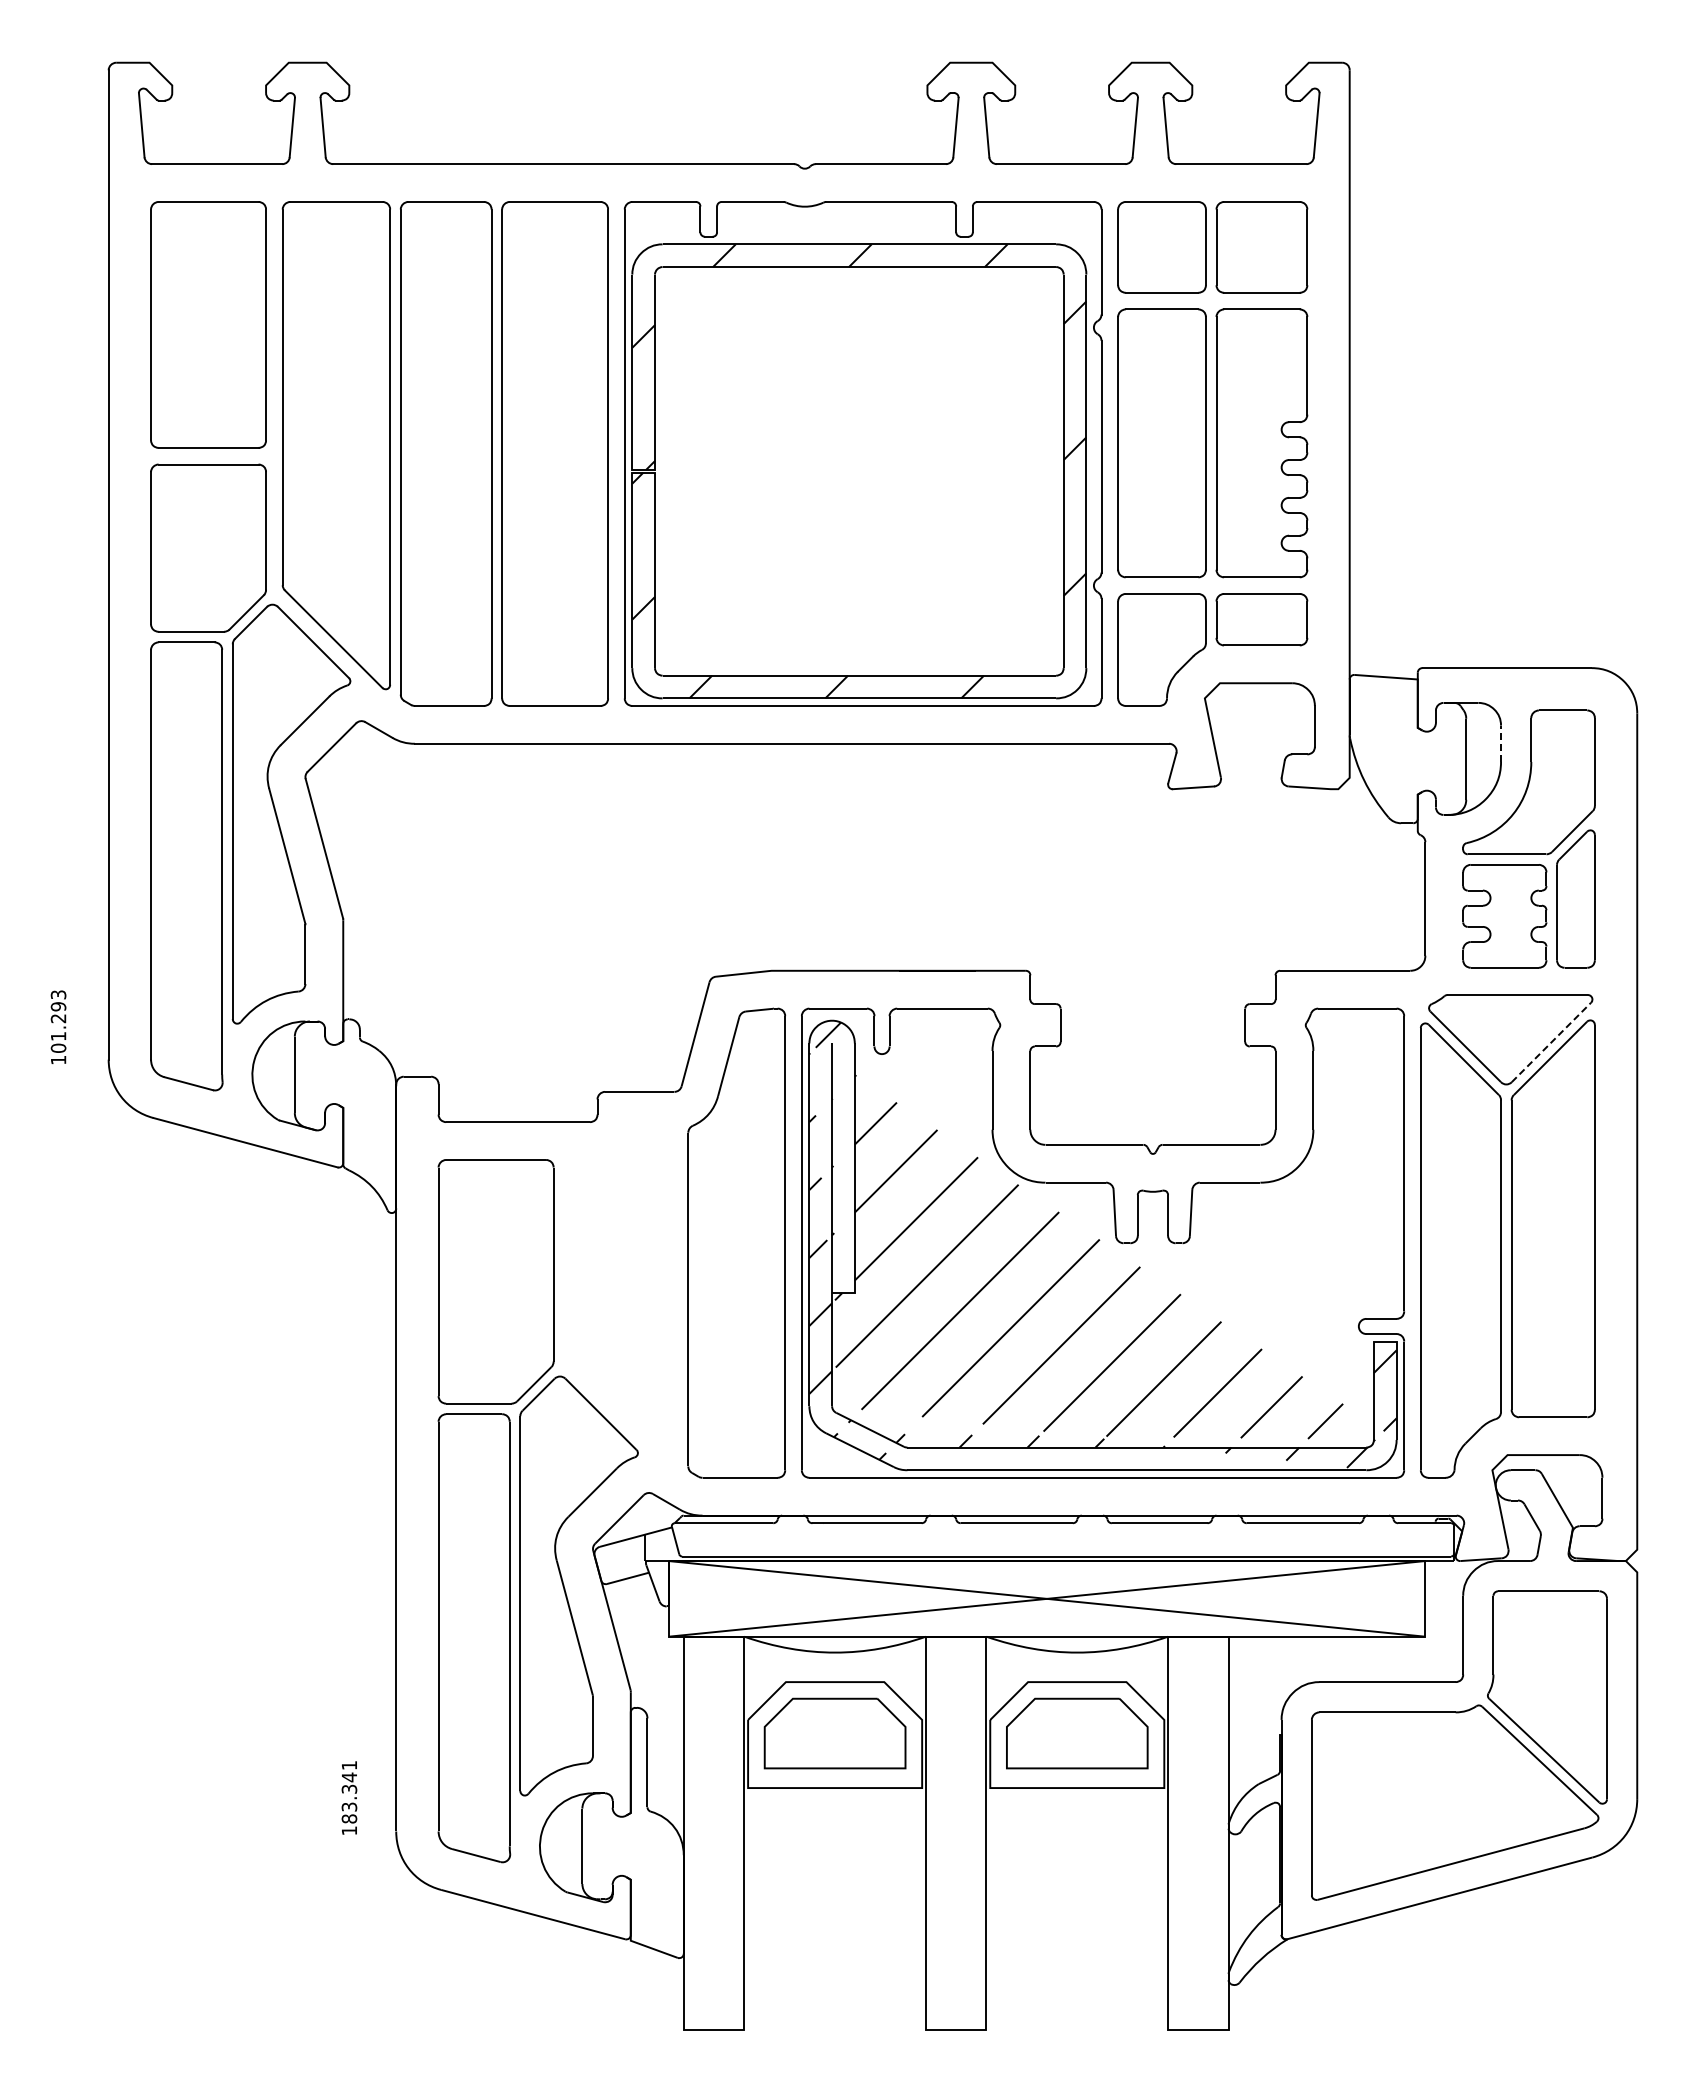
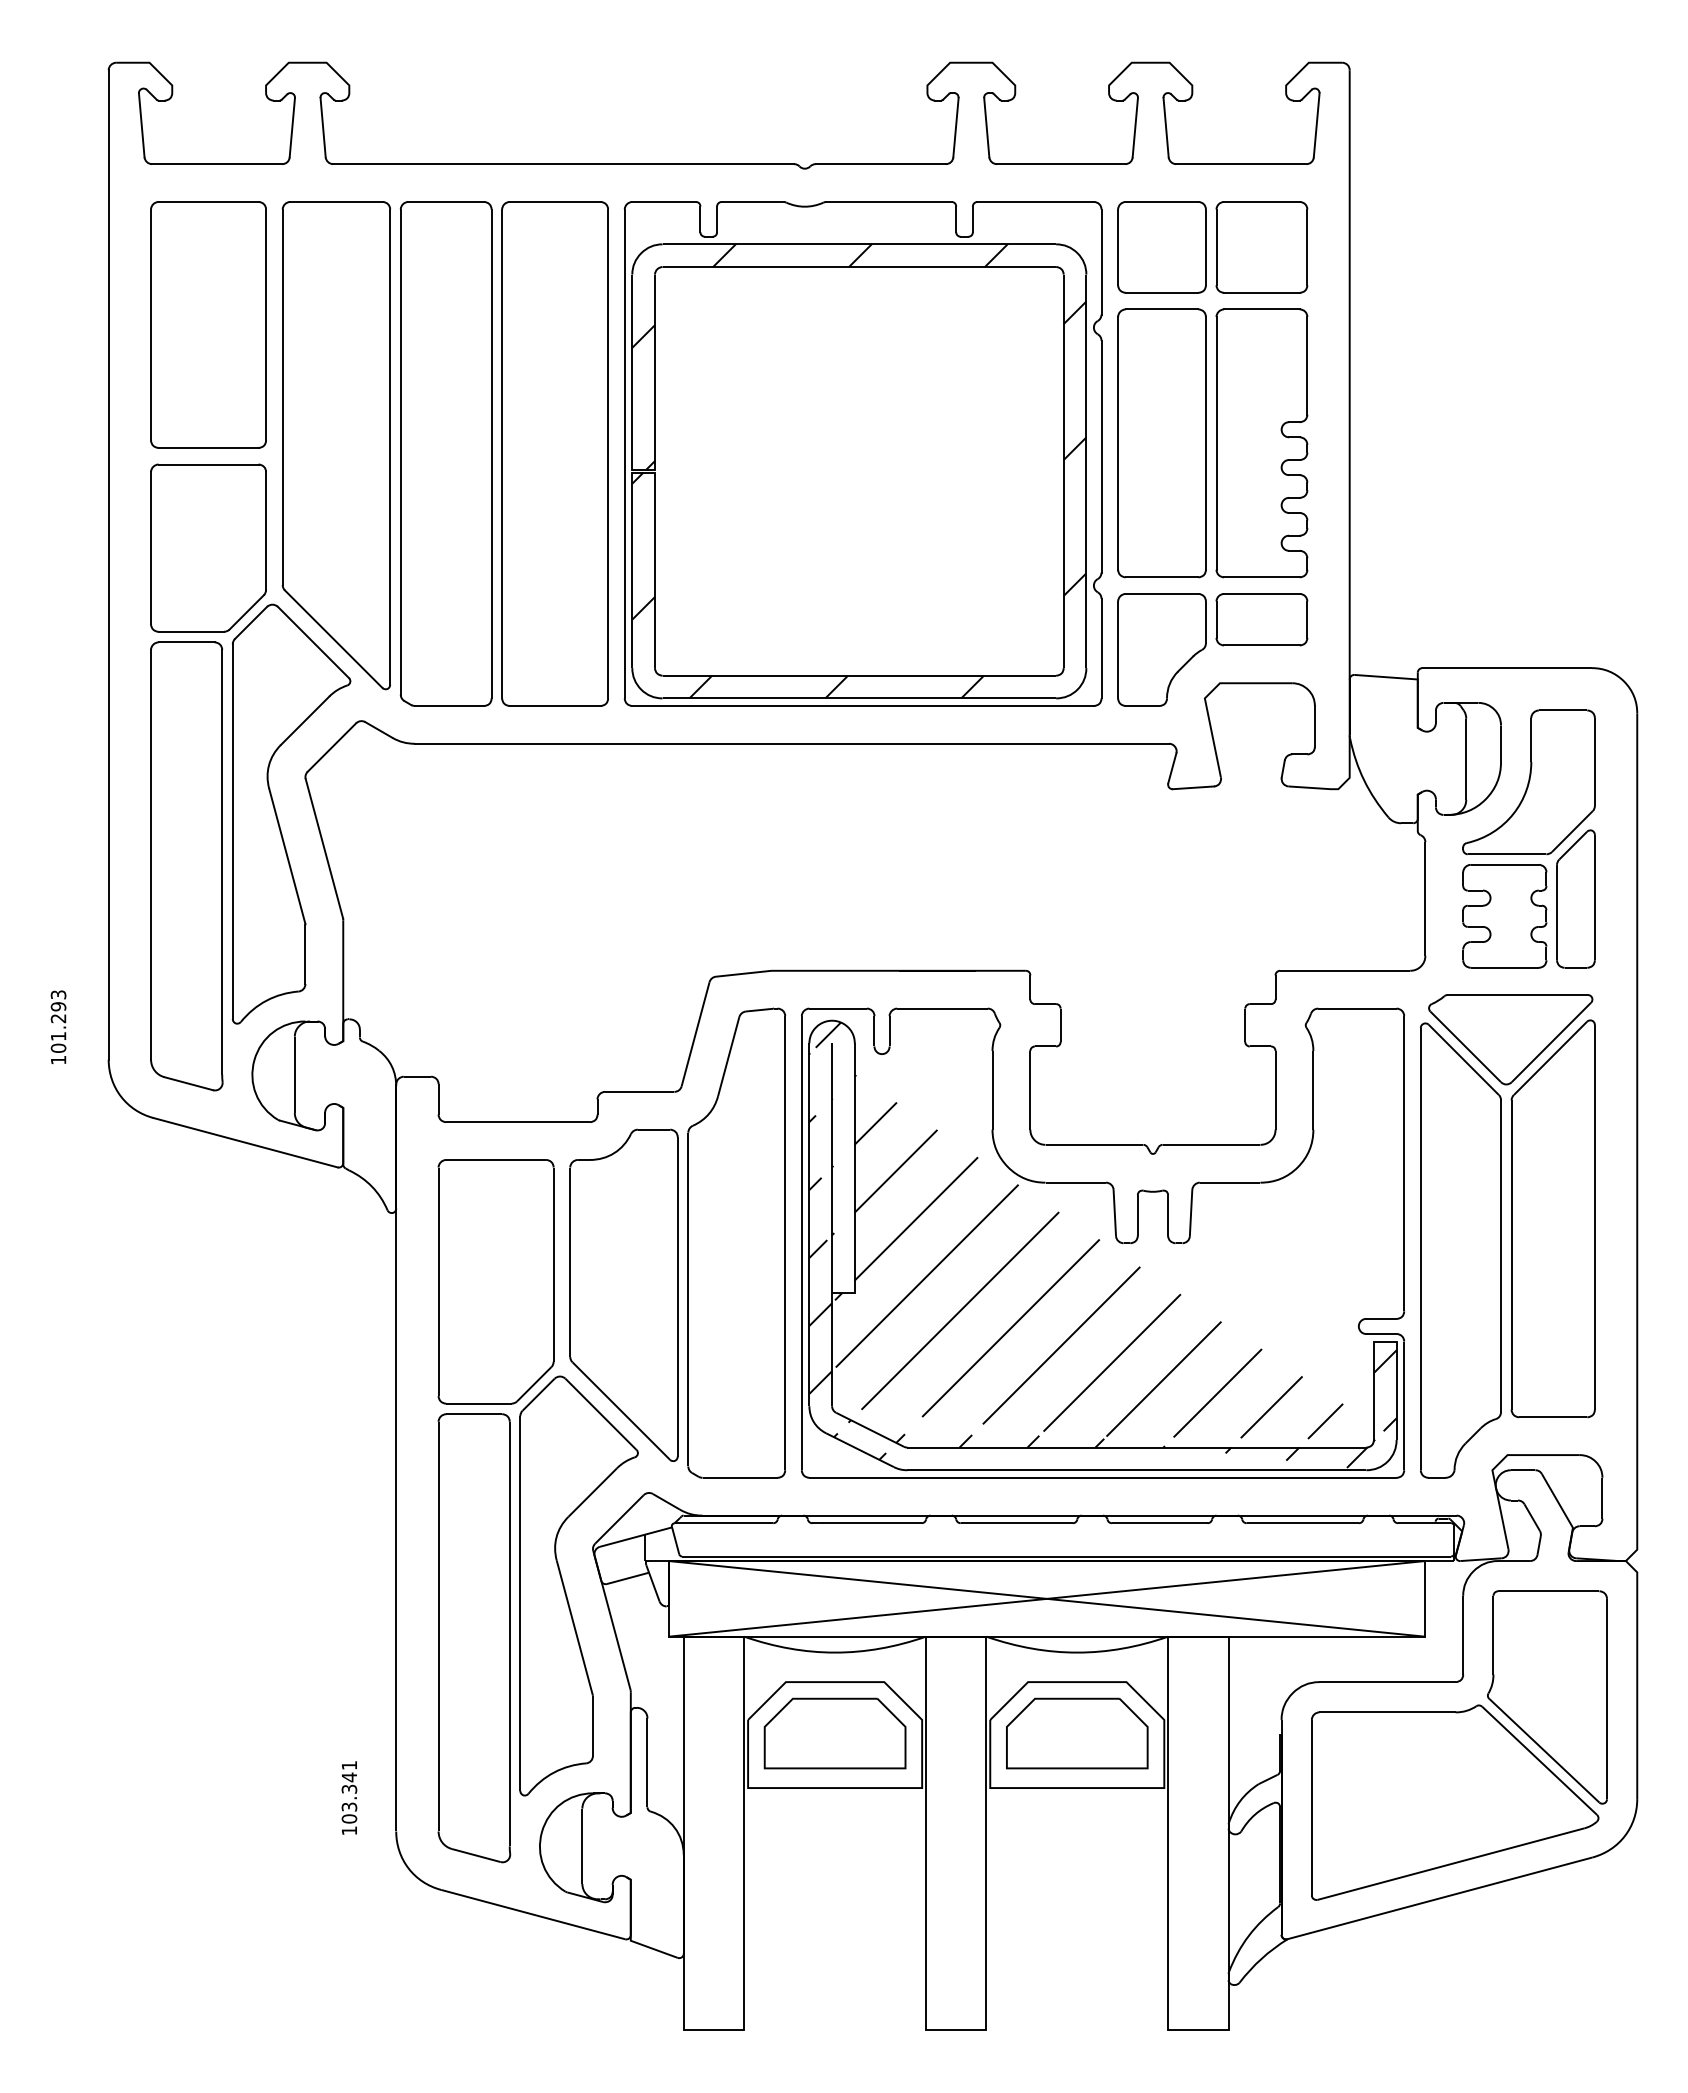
line: dashed -> solid (1501, 743)
line: dashed -> solid (1551, 1042)
part: none -> present (623, 1295)
text: 183.341 -> 103.341 (349, 1818)
